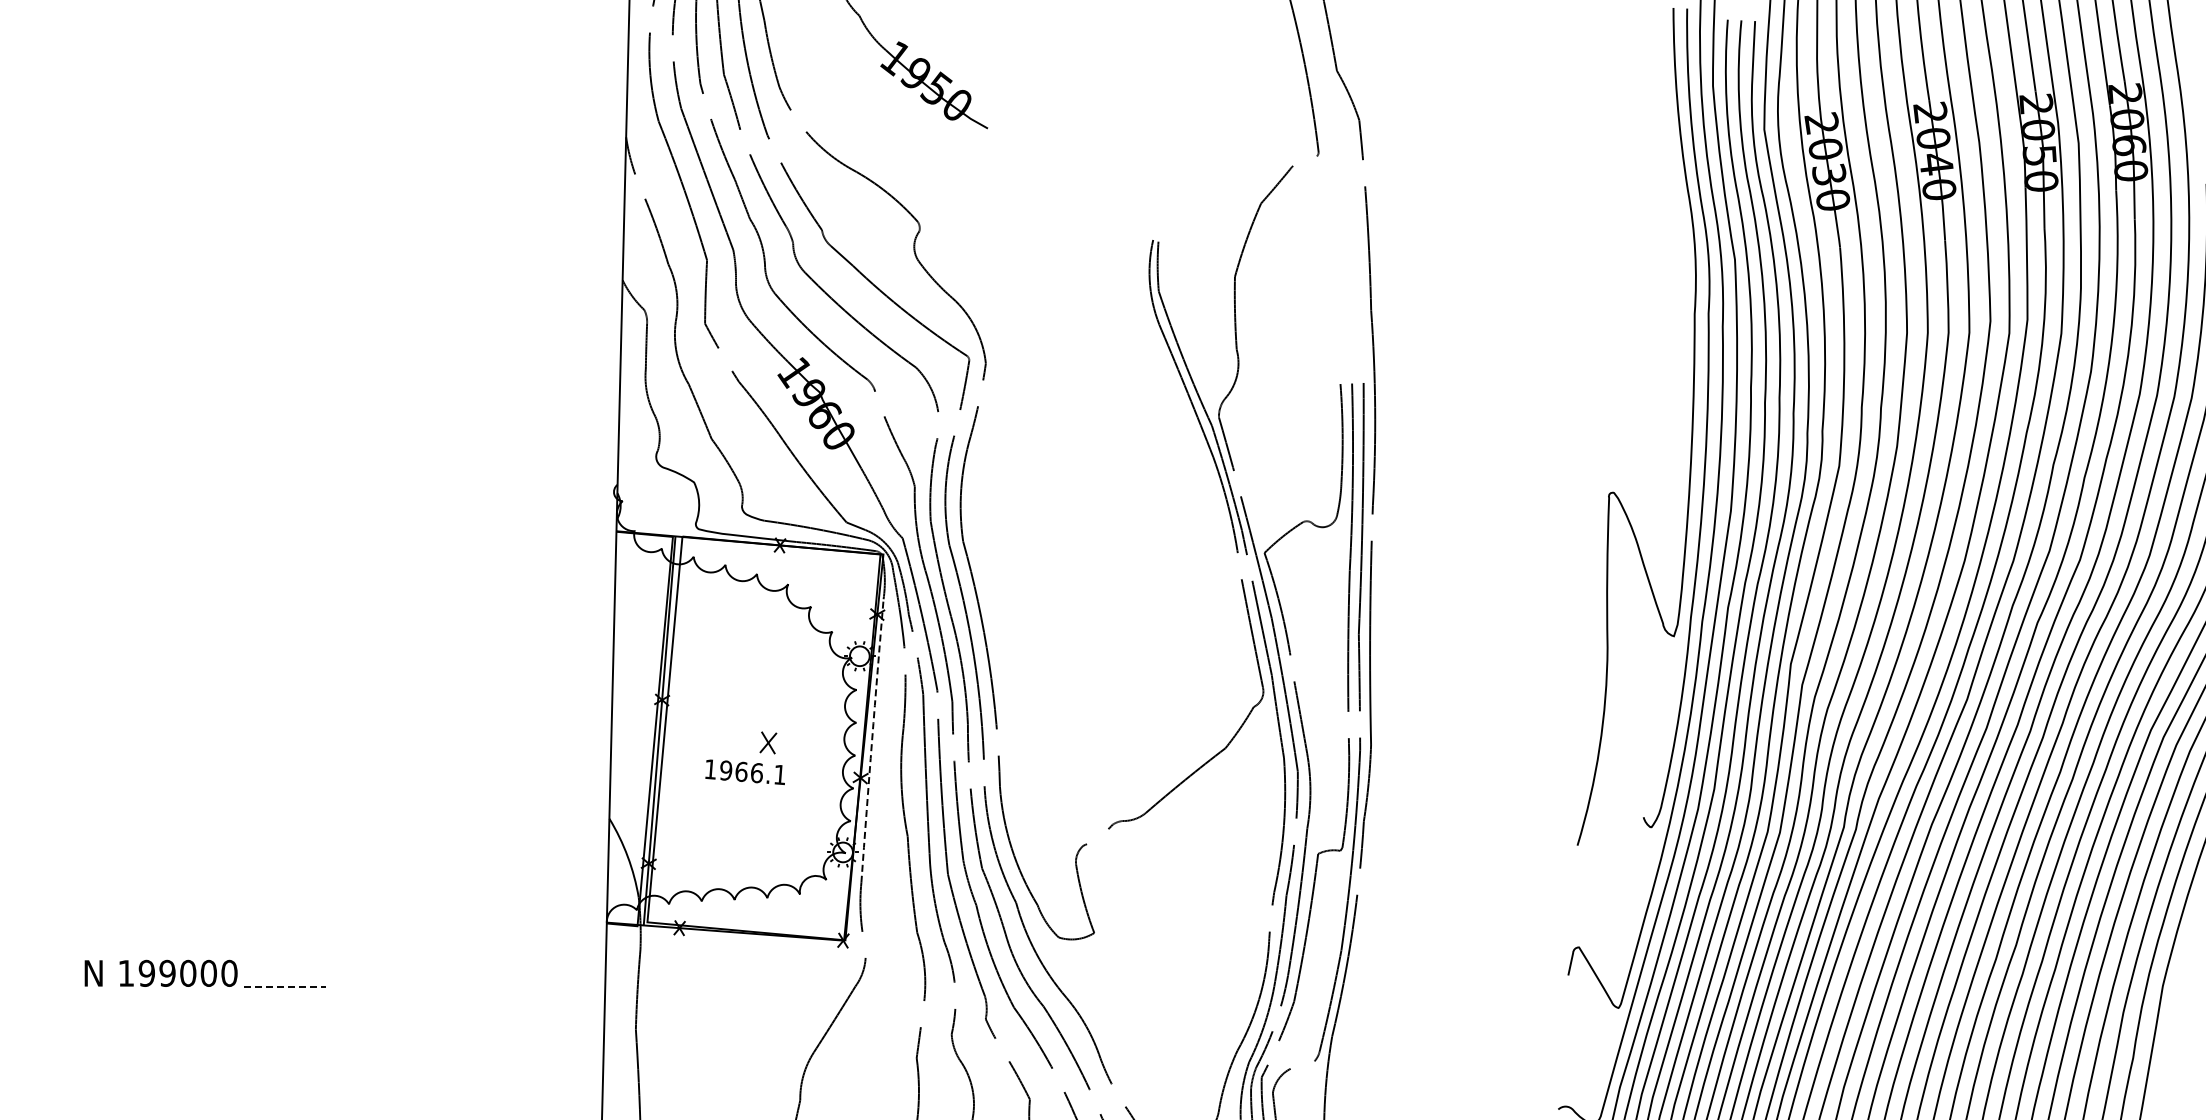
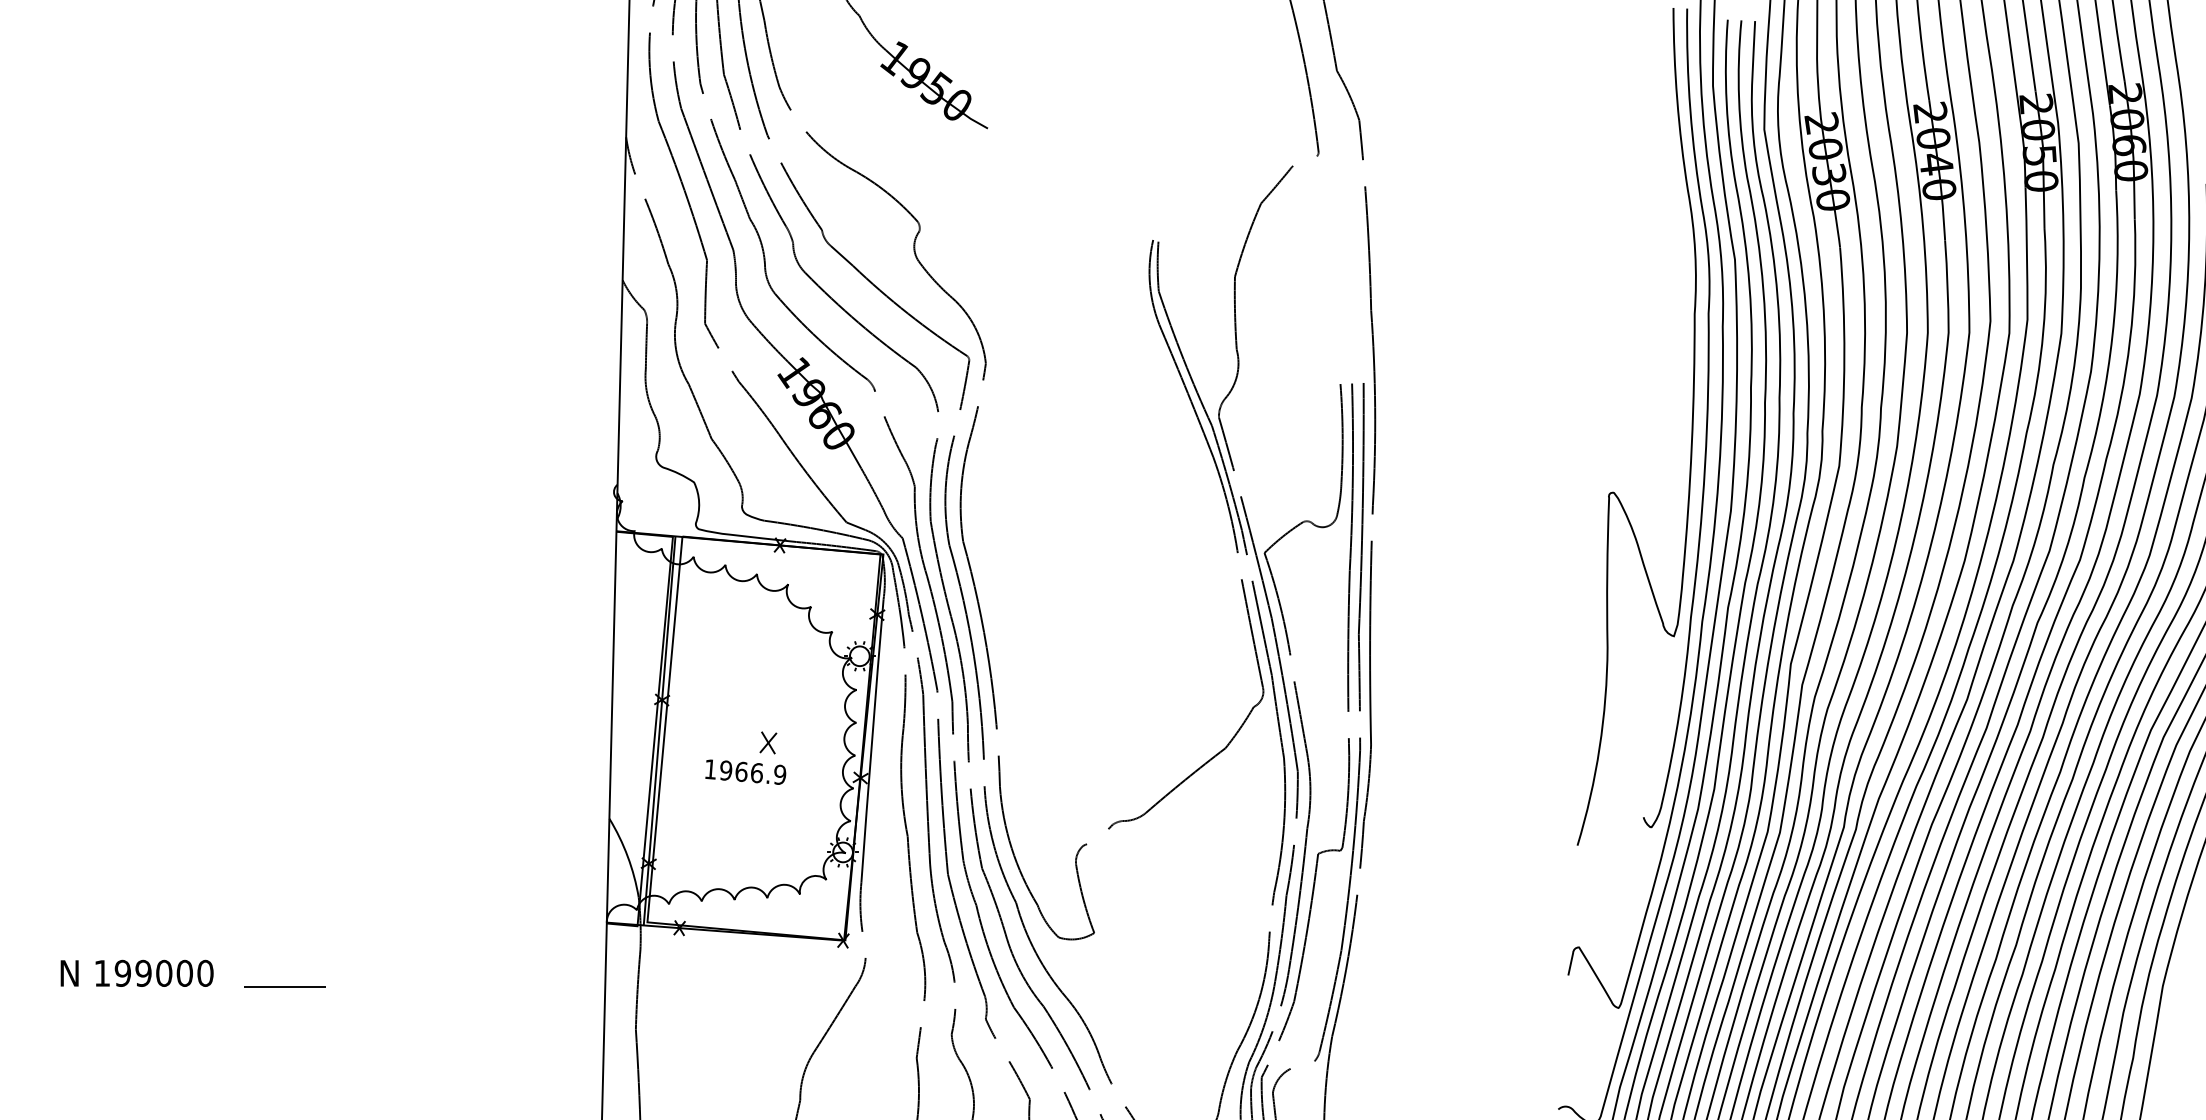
line: dashed -> solid (872, 740)
text: 1966.1 -> 1966.9 (780, 774)
text position: (160, 972) -> (136, 972) (136, 972)
line: dashed -> solid (285, 986)
